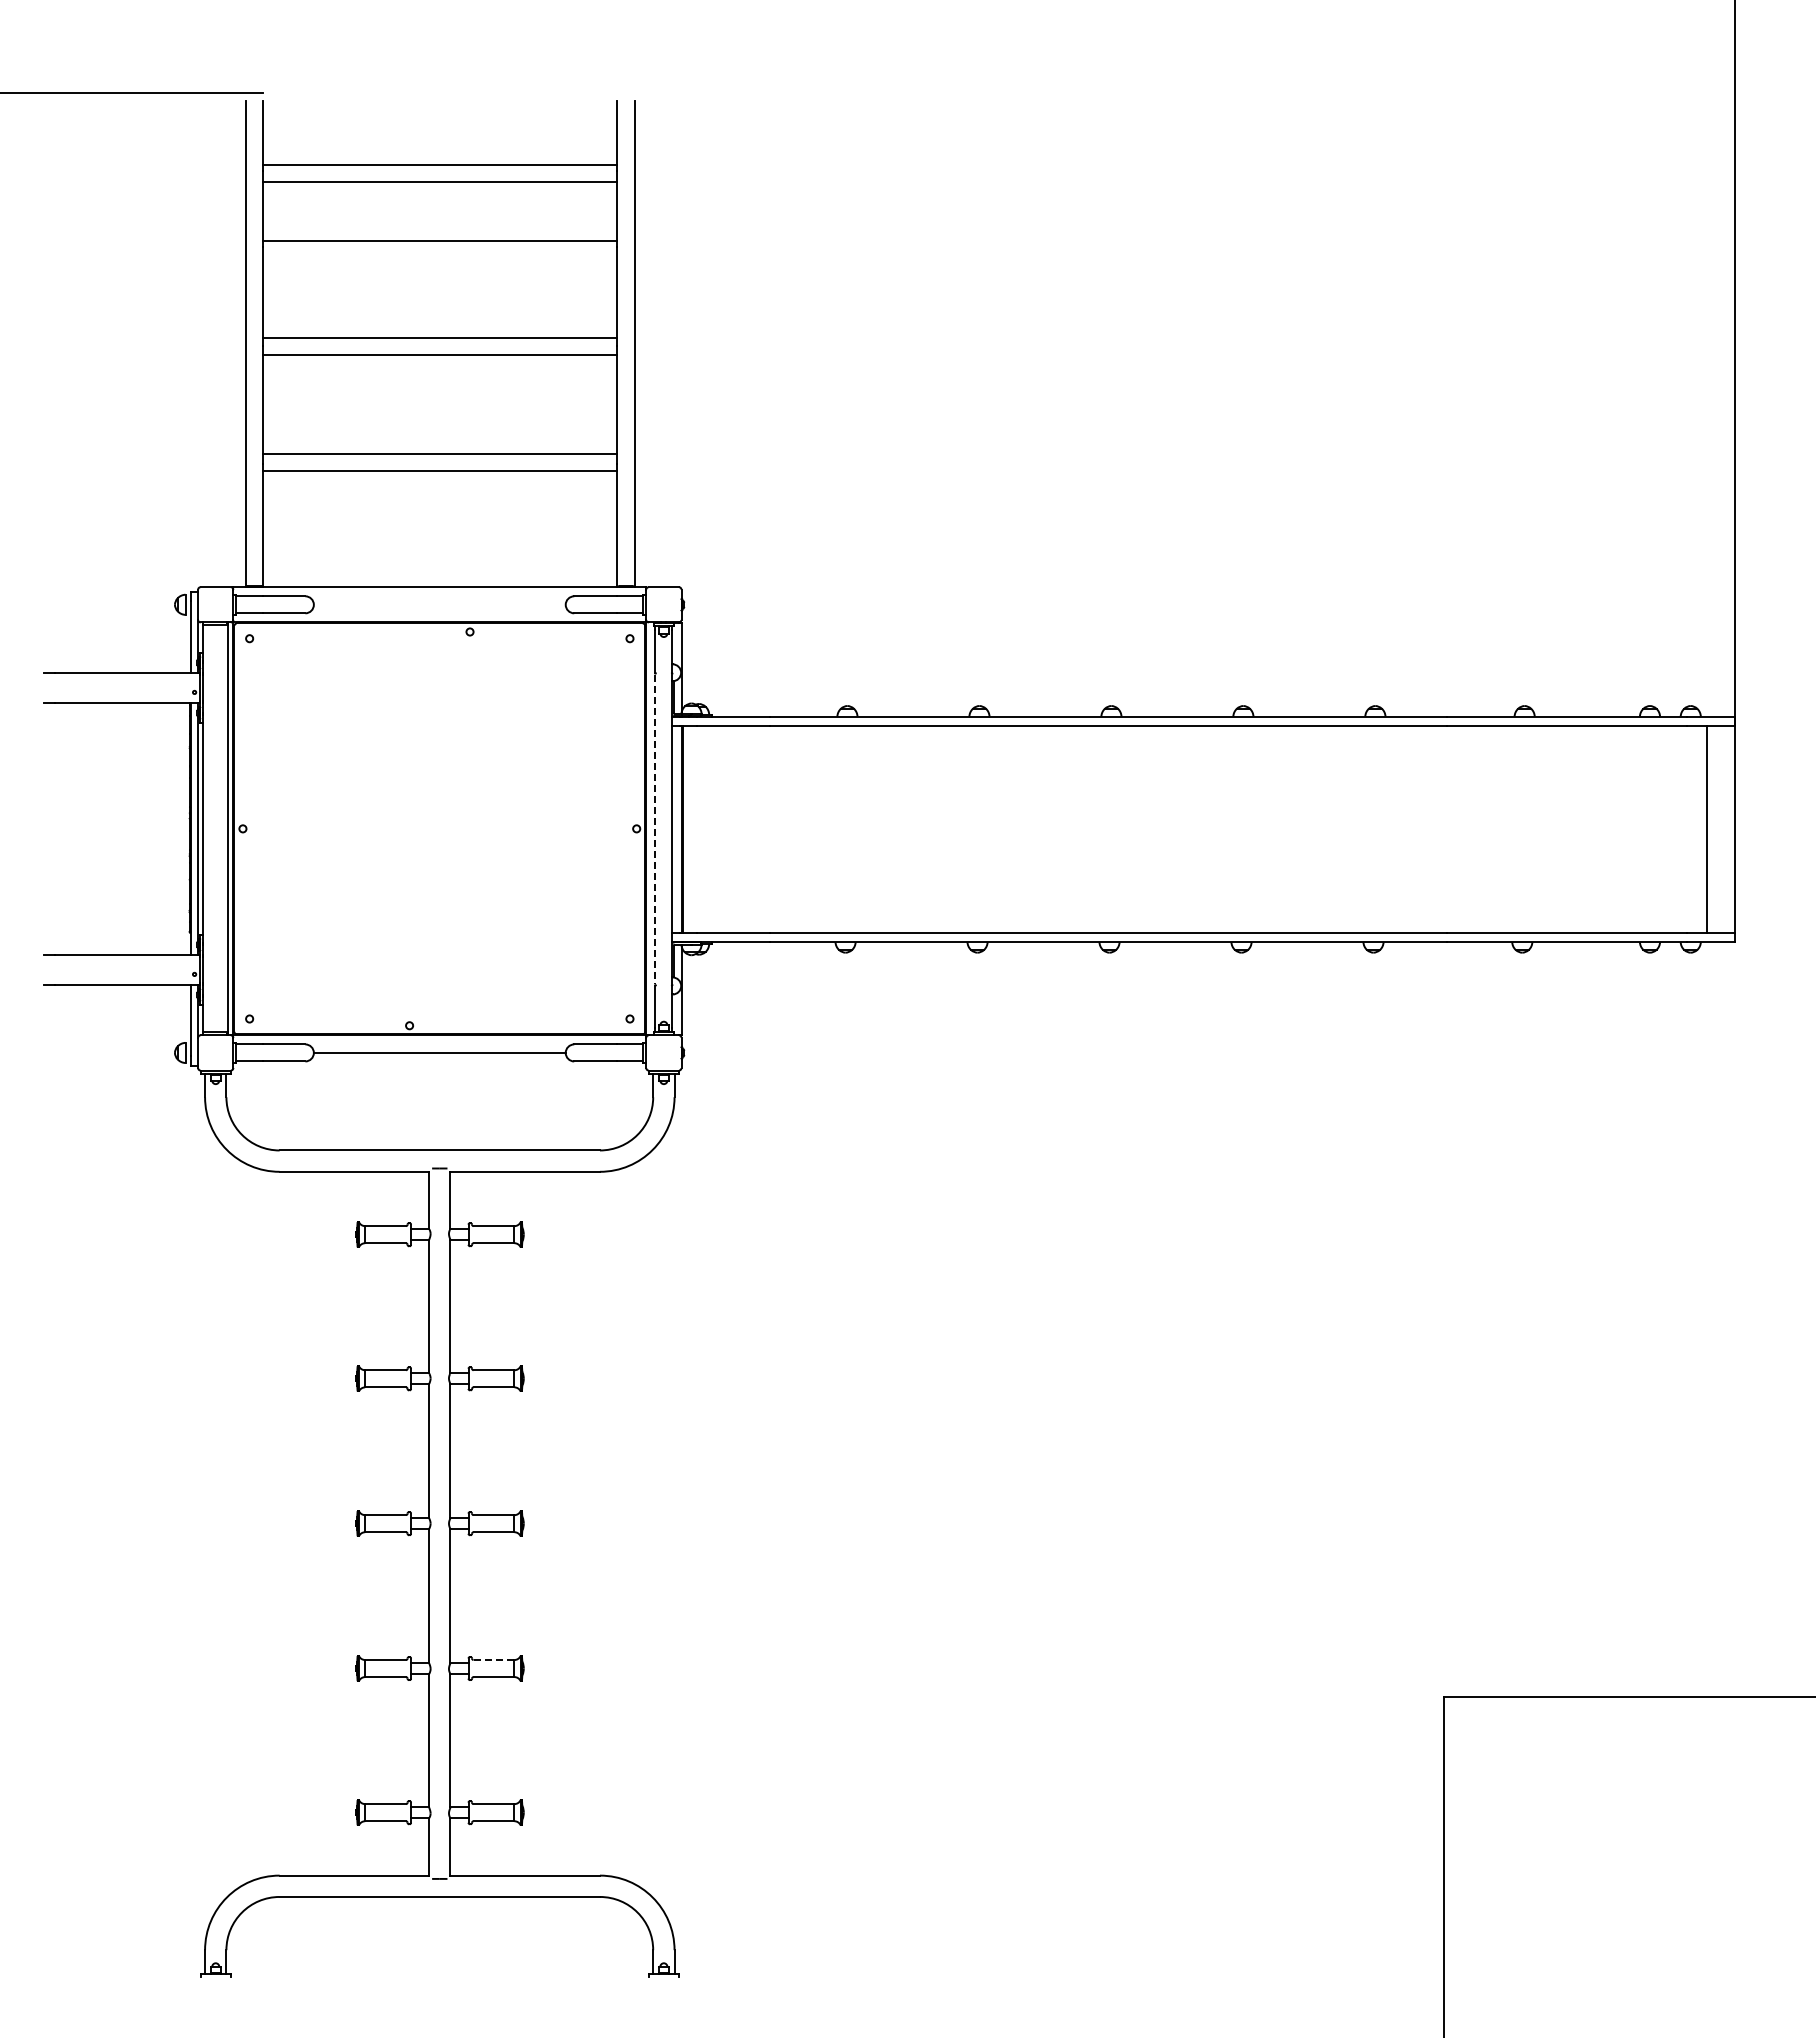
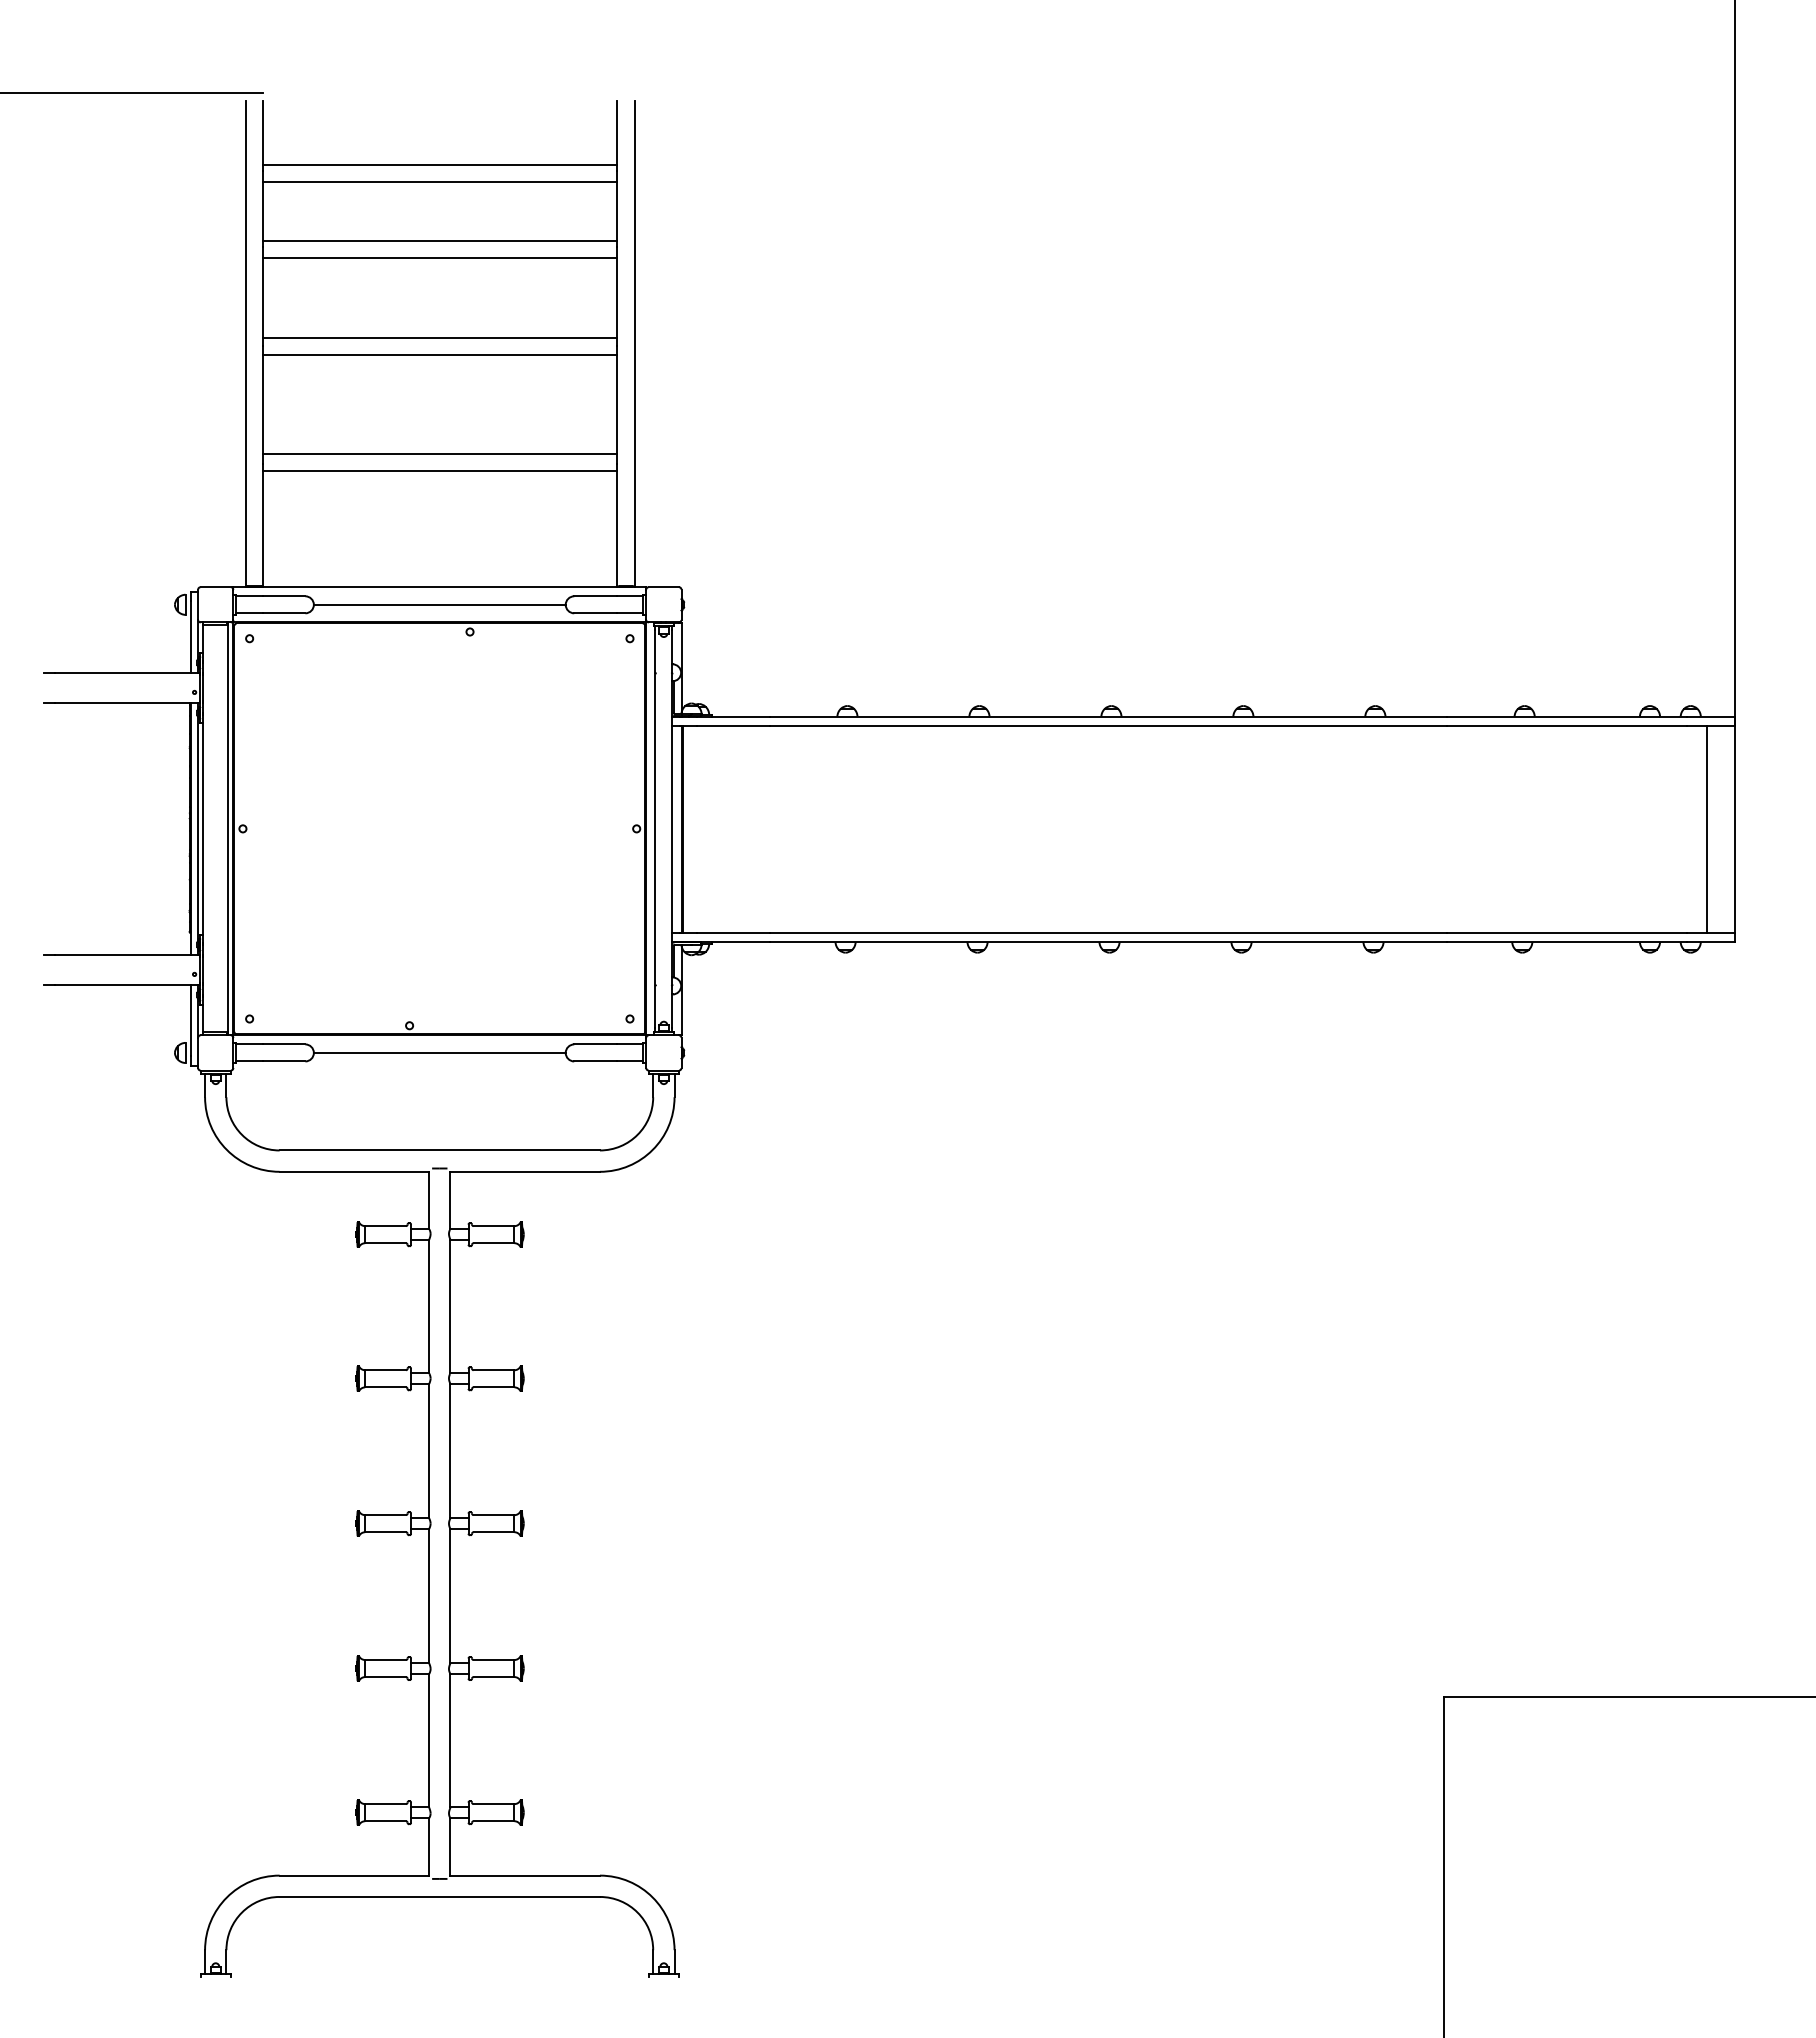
line: none -> present (440, 257)
line: none -> present (439, 604)
line: dashed -> solid (655, 829)
line: dashed -> solid (493, 1660)
